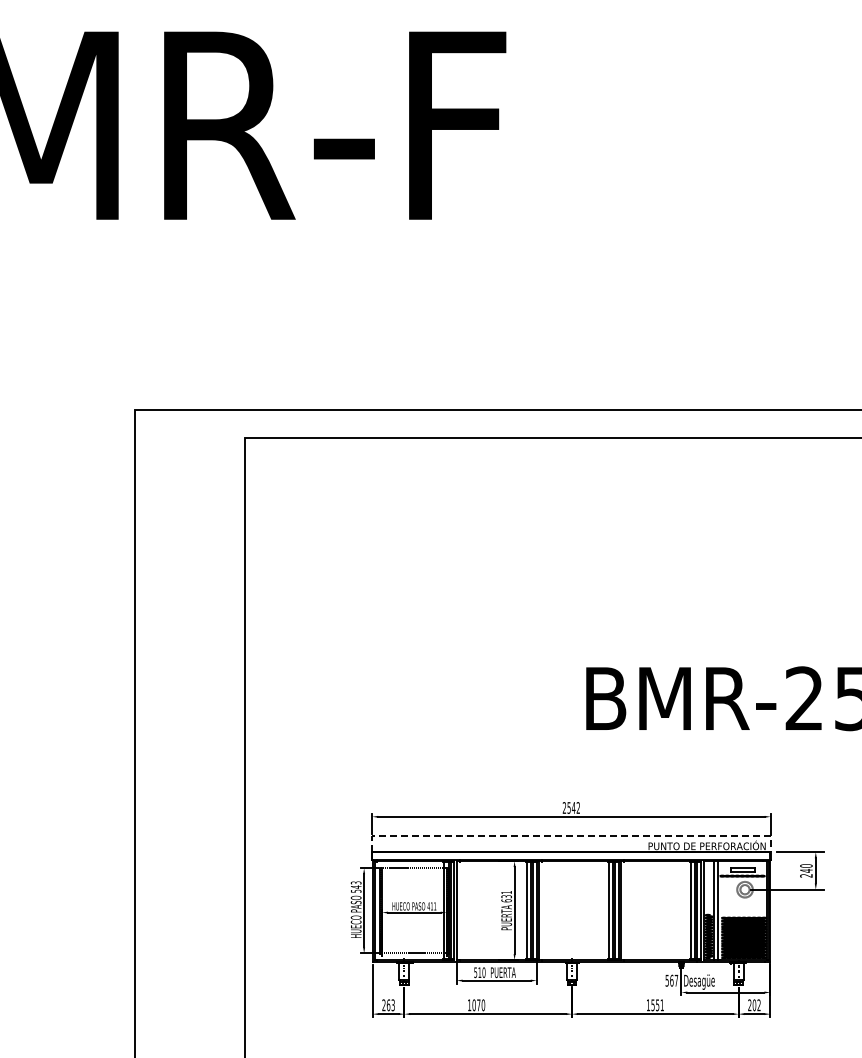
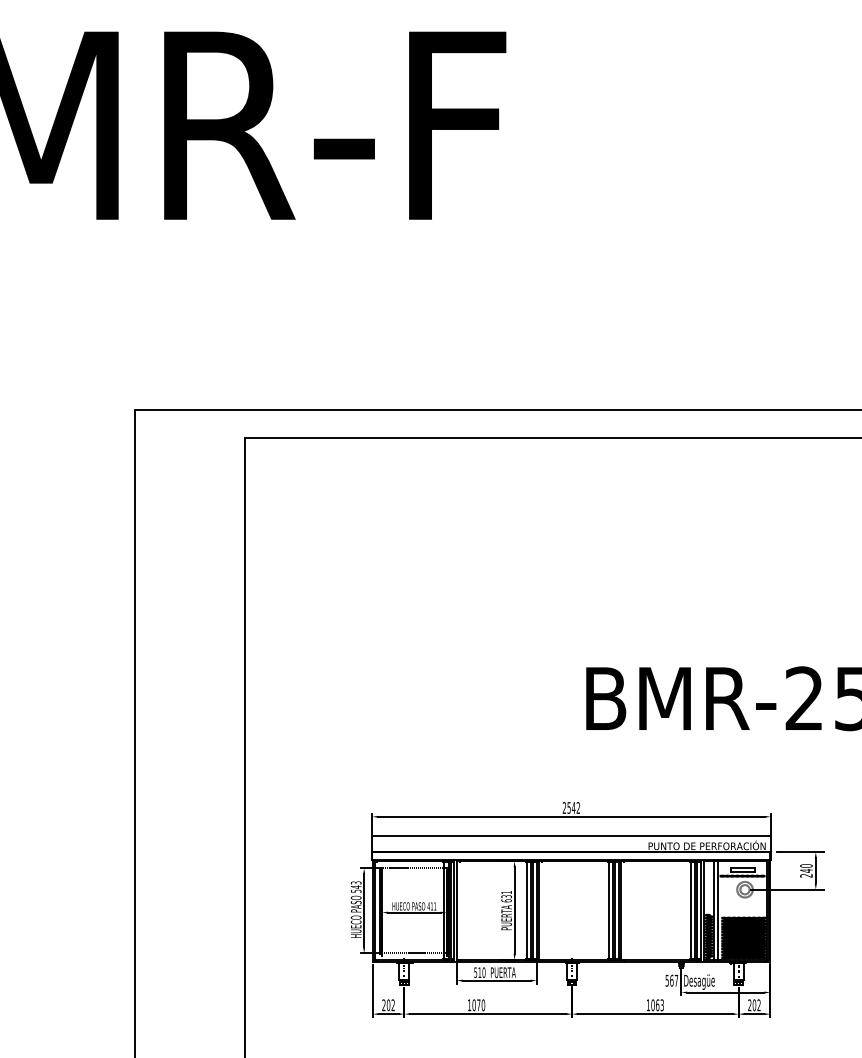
line: dashed -> solid (571, 836)
text: 263 -> 202 (390, 1005)
text: 1551 -> 1063 (657, 1005)
